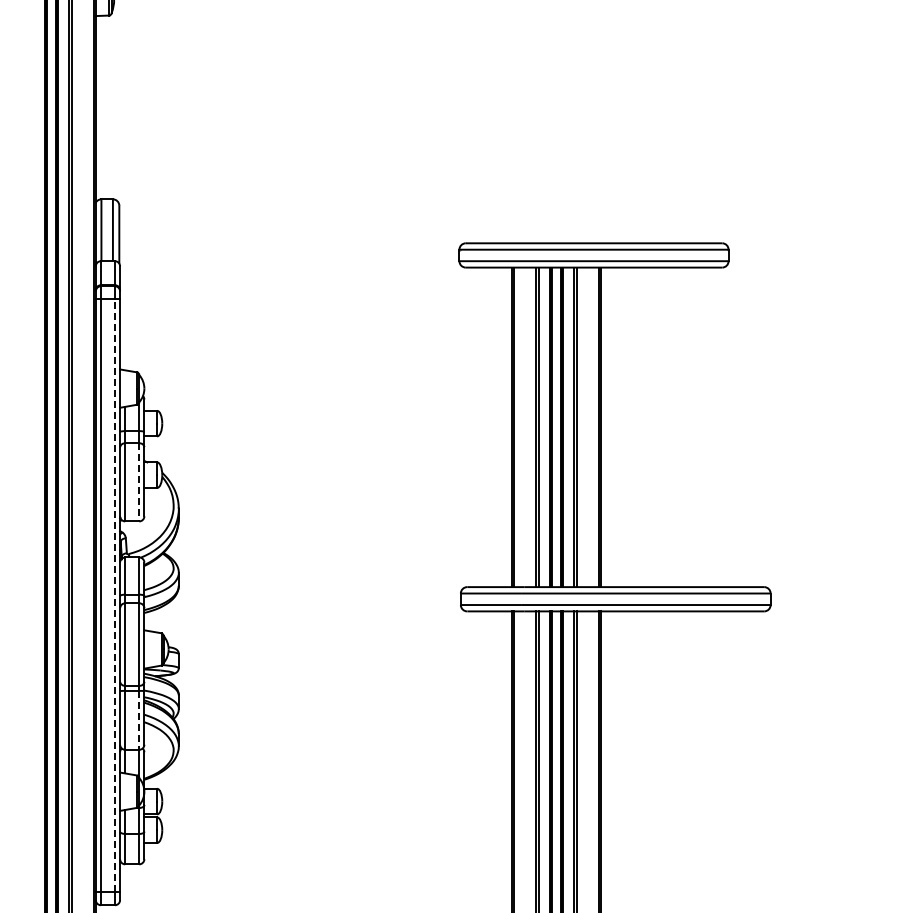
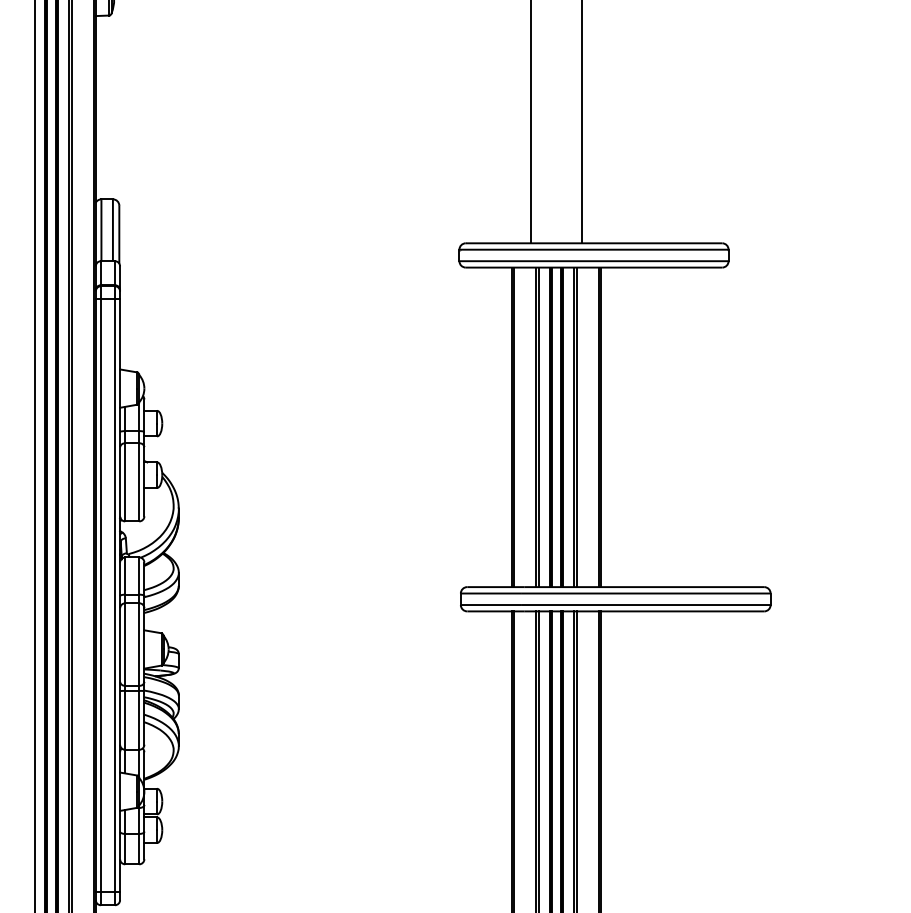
line: none -> present (531, 122)
line: none -> present (582, 122)
line: none -> present (34, 455)
line: dashed -> solid (139, 482)
line: dashed -> solid (114, 595)
line: dashed -> solid (139, 720)
